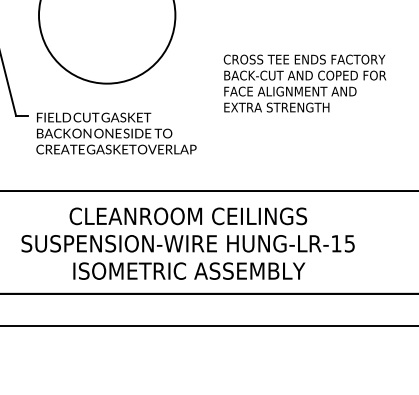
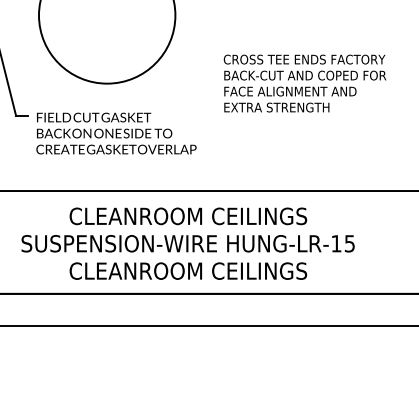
text: ISOMETRIC ASSEMBLY -> CLEANROOM CEILINGS (188, 270)
